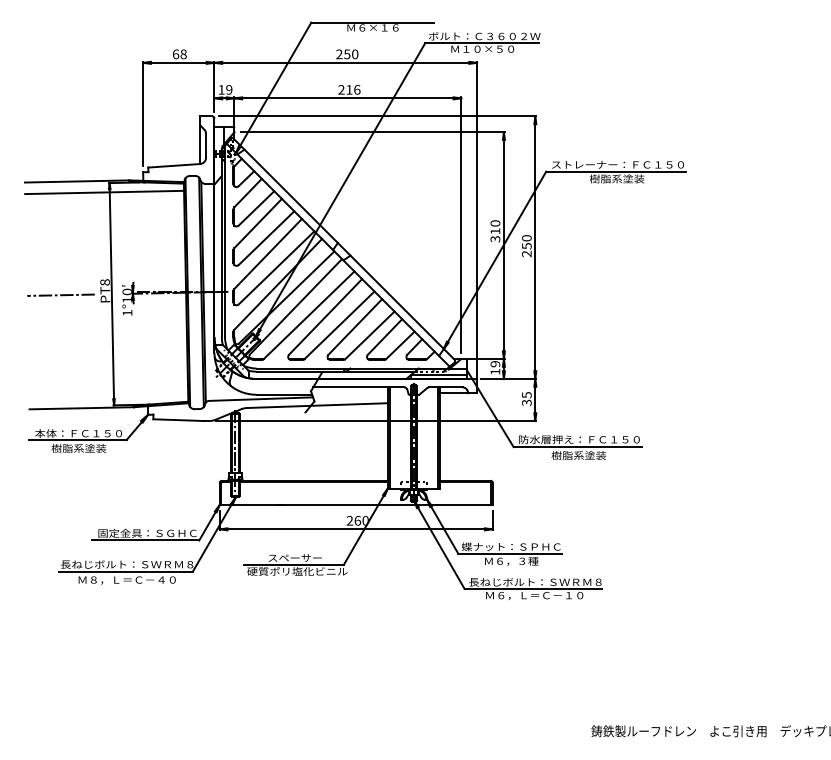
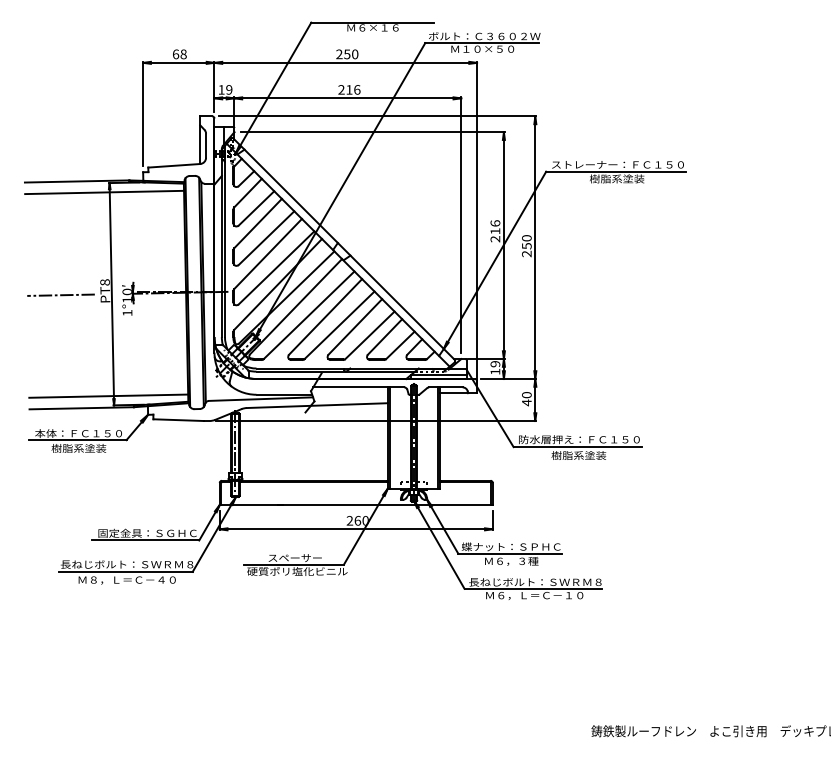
text: 310 -> 216 (495, 231)
line: none -> present (108, 395)
text: 35 -> 40 (526, 399)
